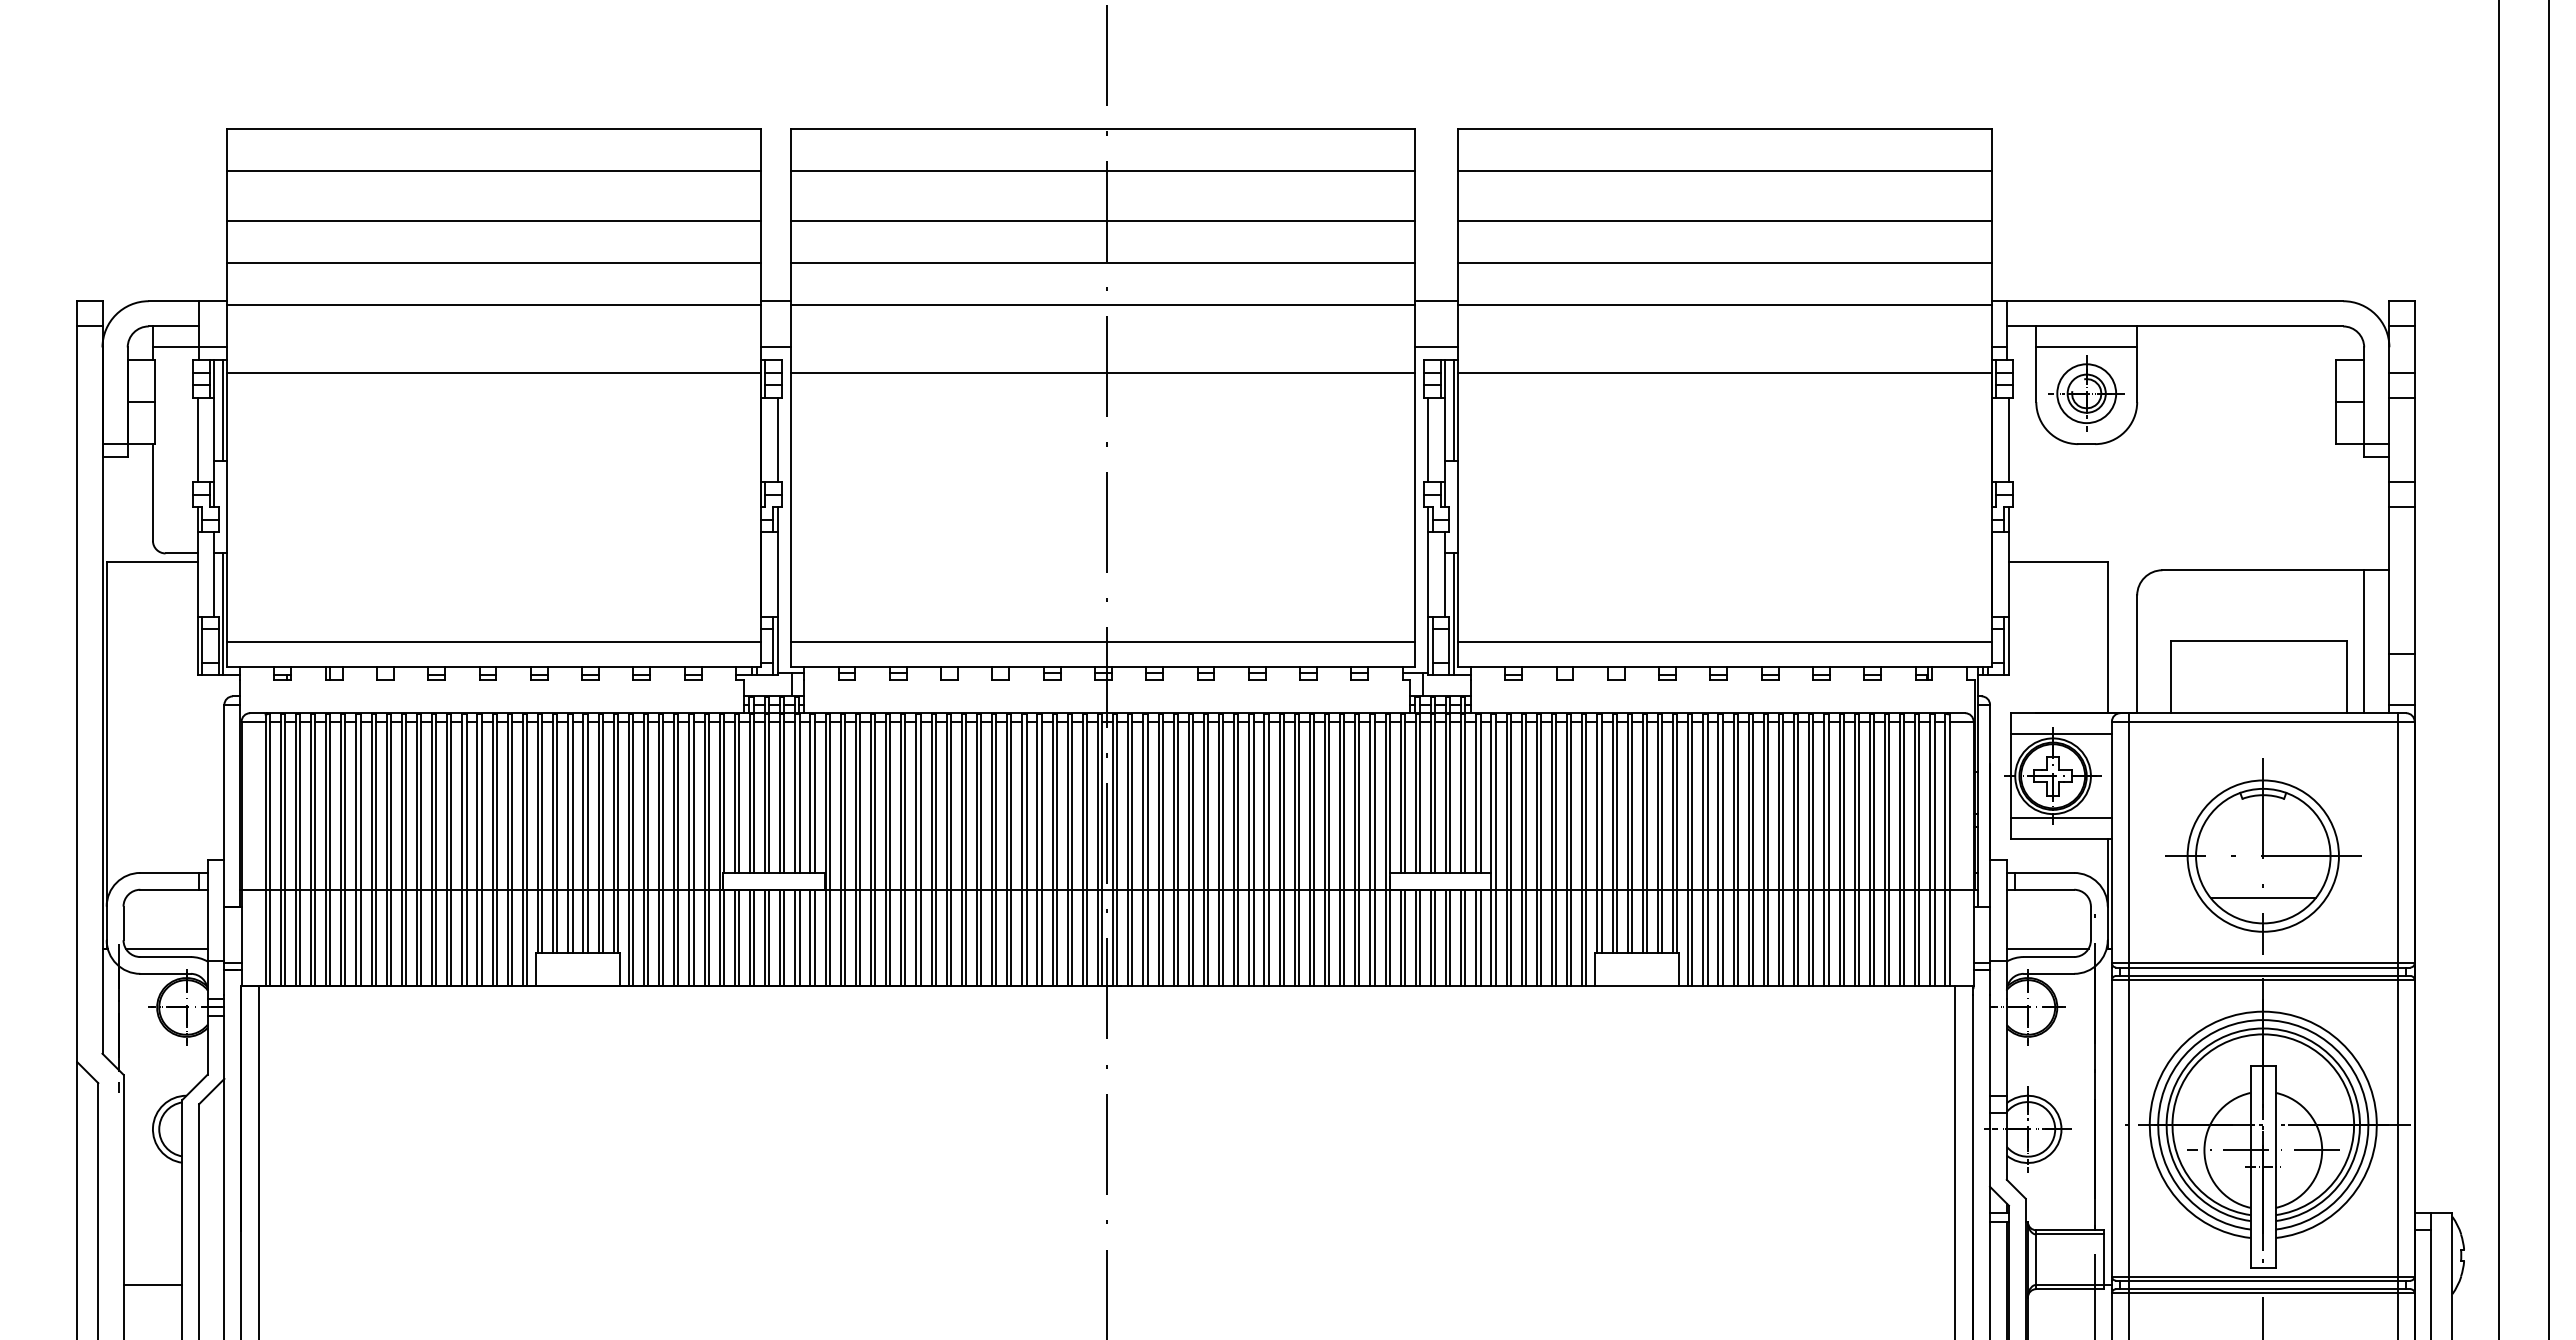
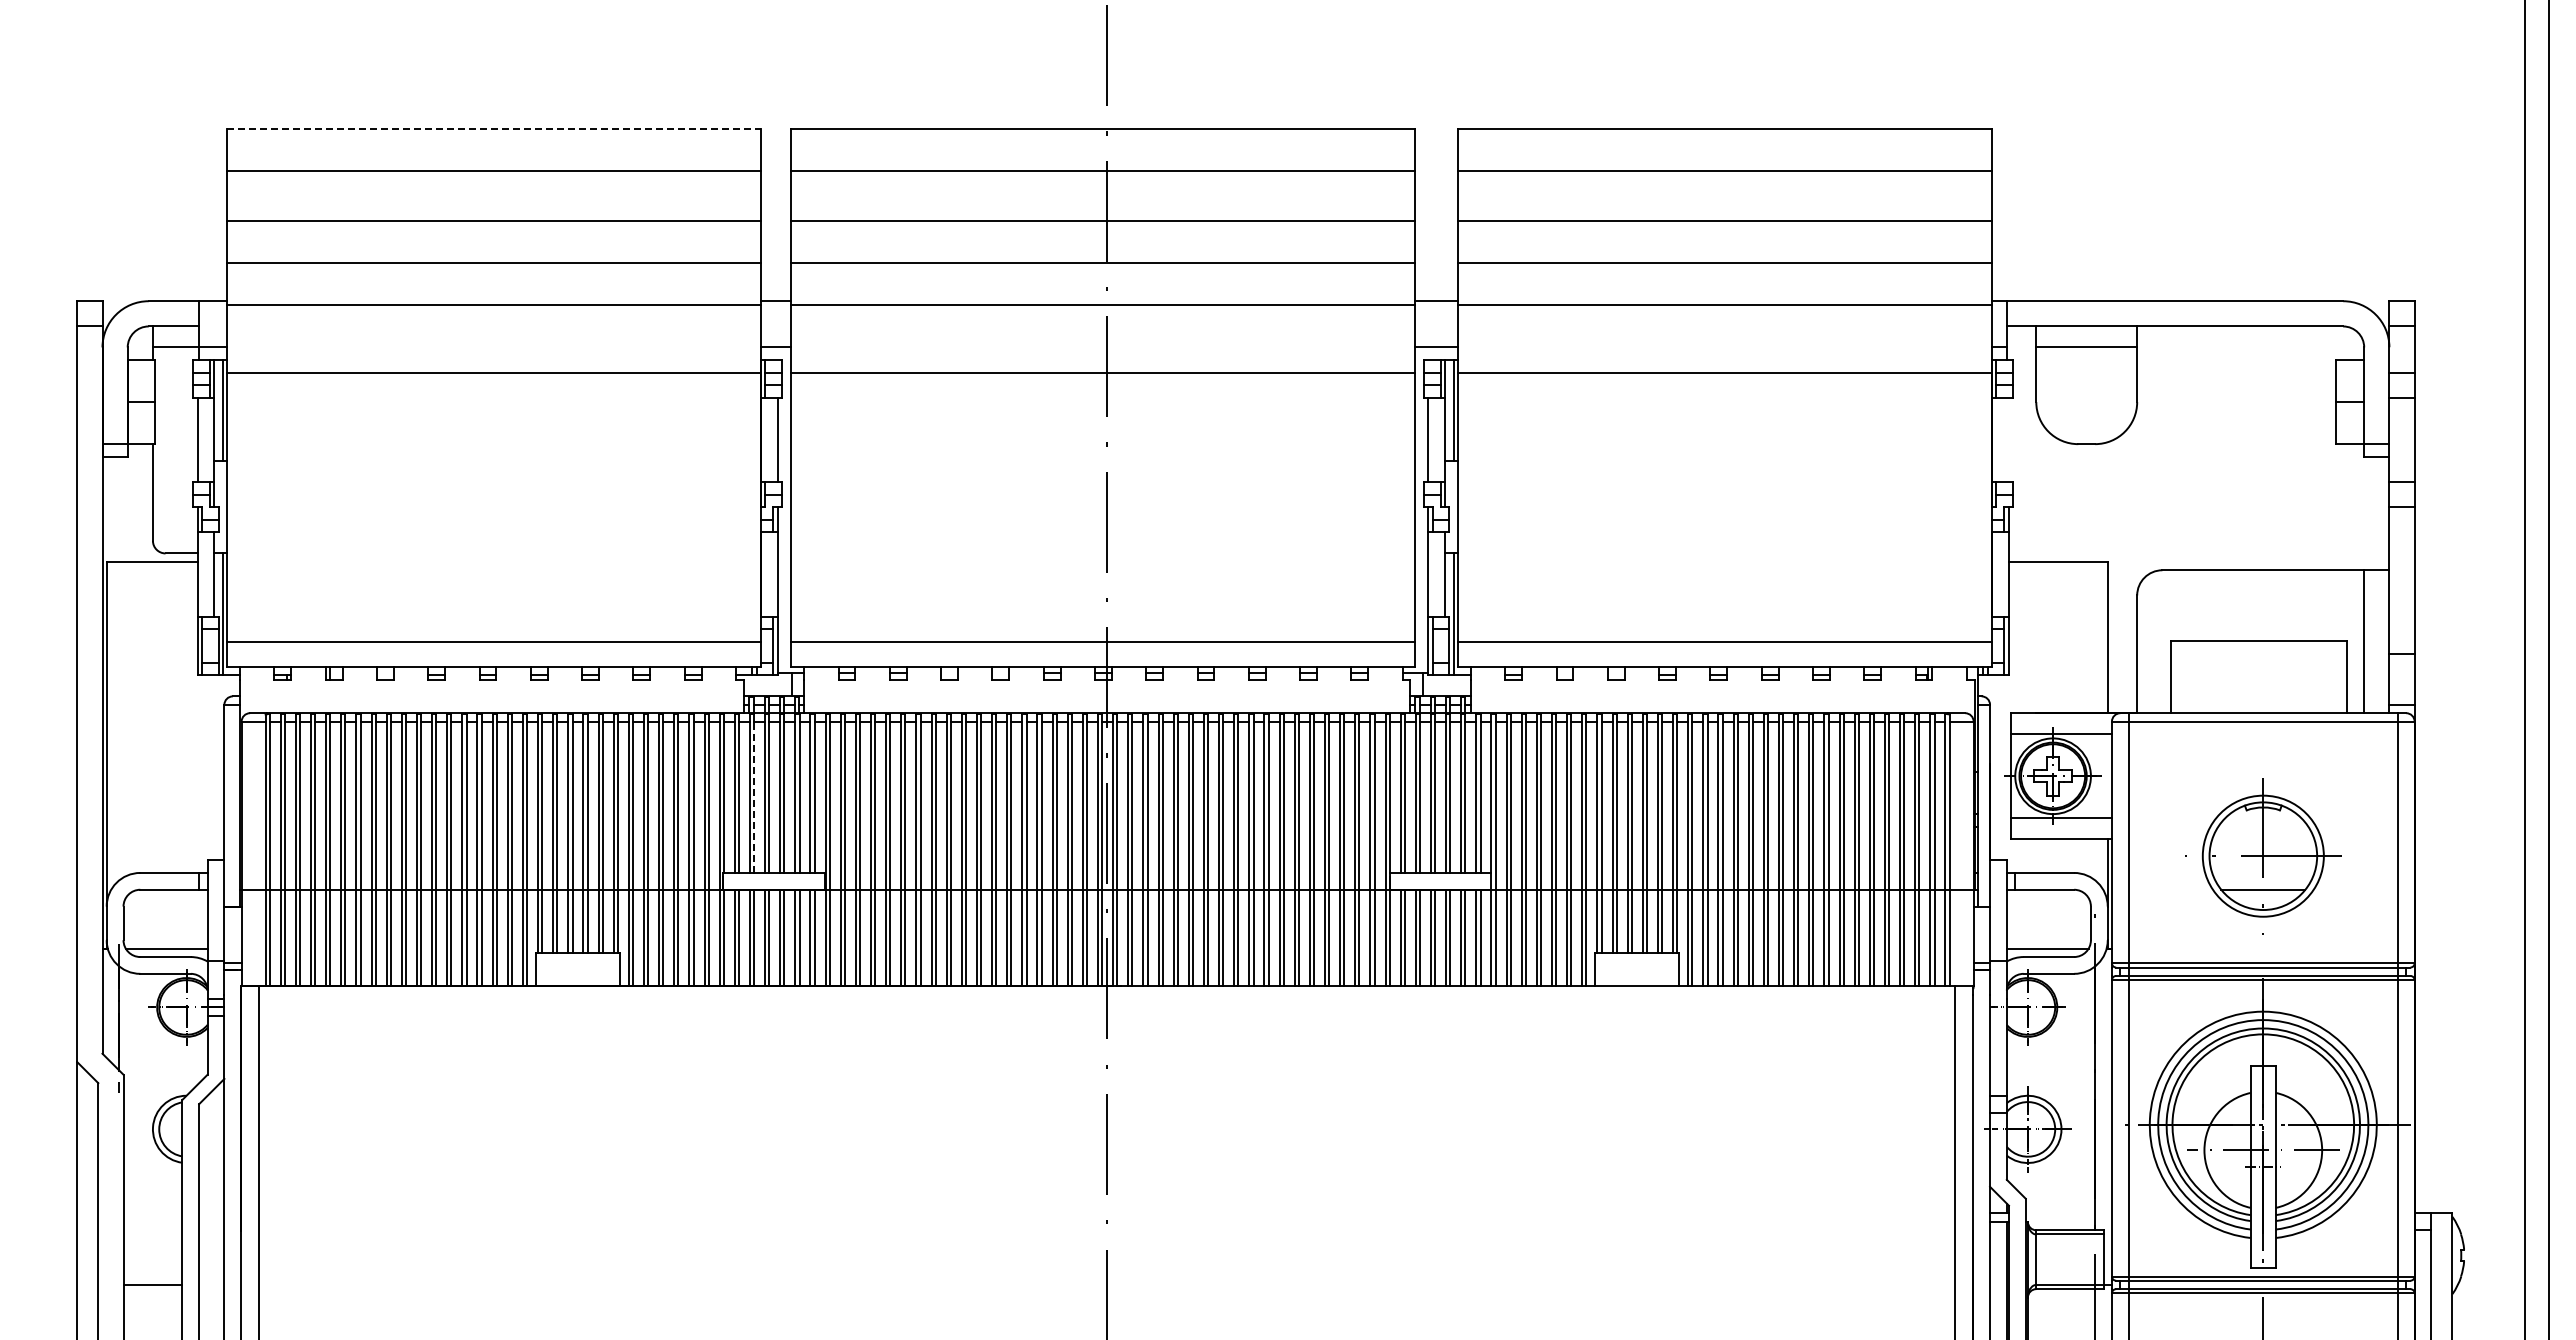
line: solid -> dashed (493, 128)
part: present -> none (2086, 393)
line: present -> none (2008, 439)
line position: (2498, 669) -> (2524, 669) (2524, 669)
line: solid -> dashed (754, 797)
part size: 197x197 px -> 157x157 px (2263, 856)
